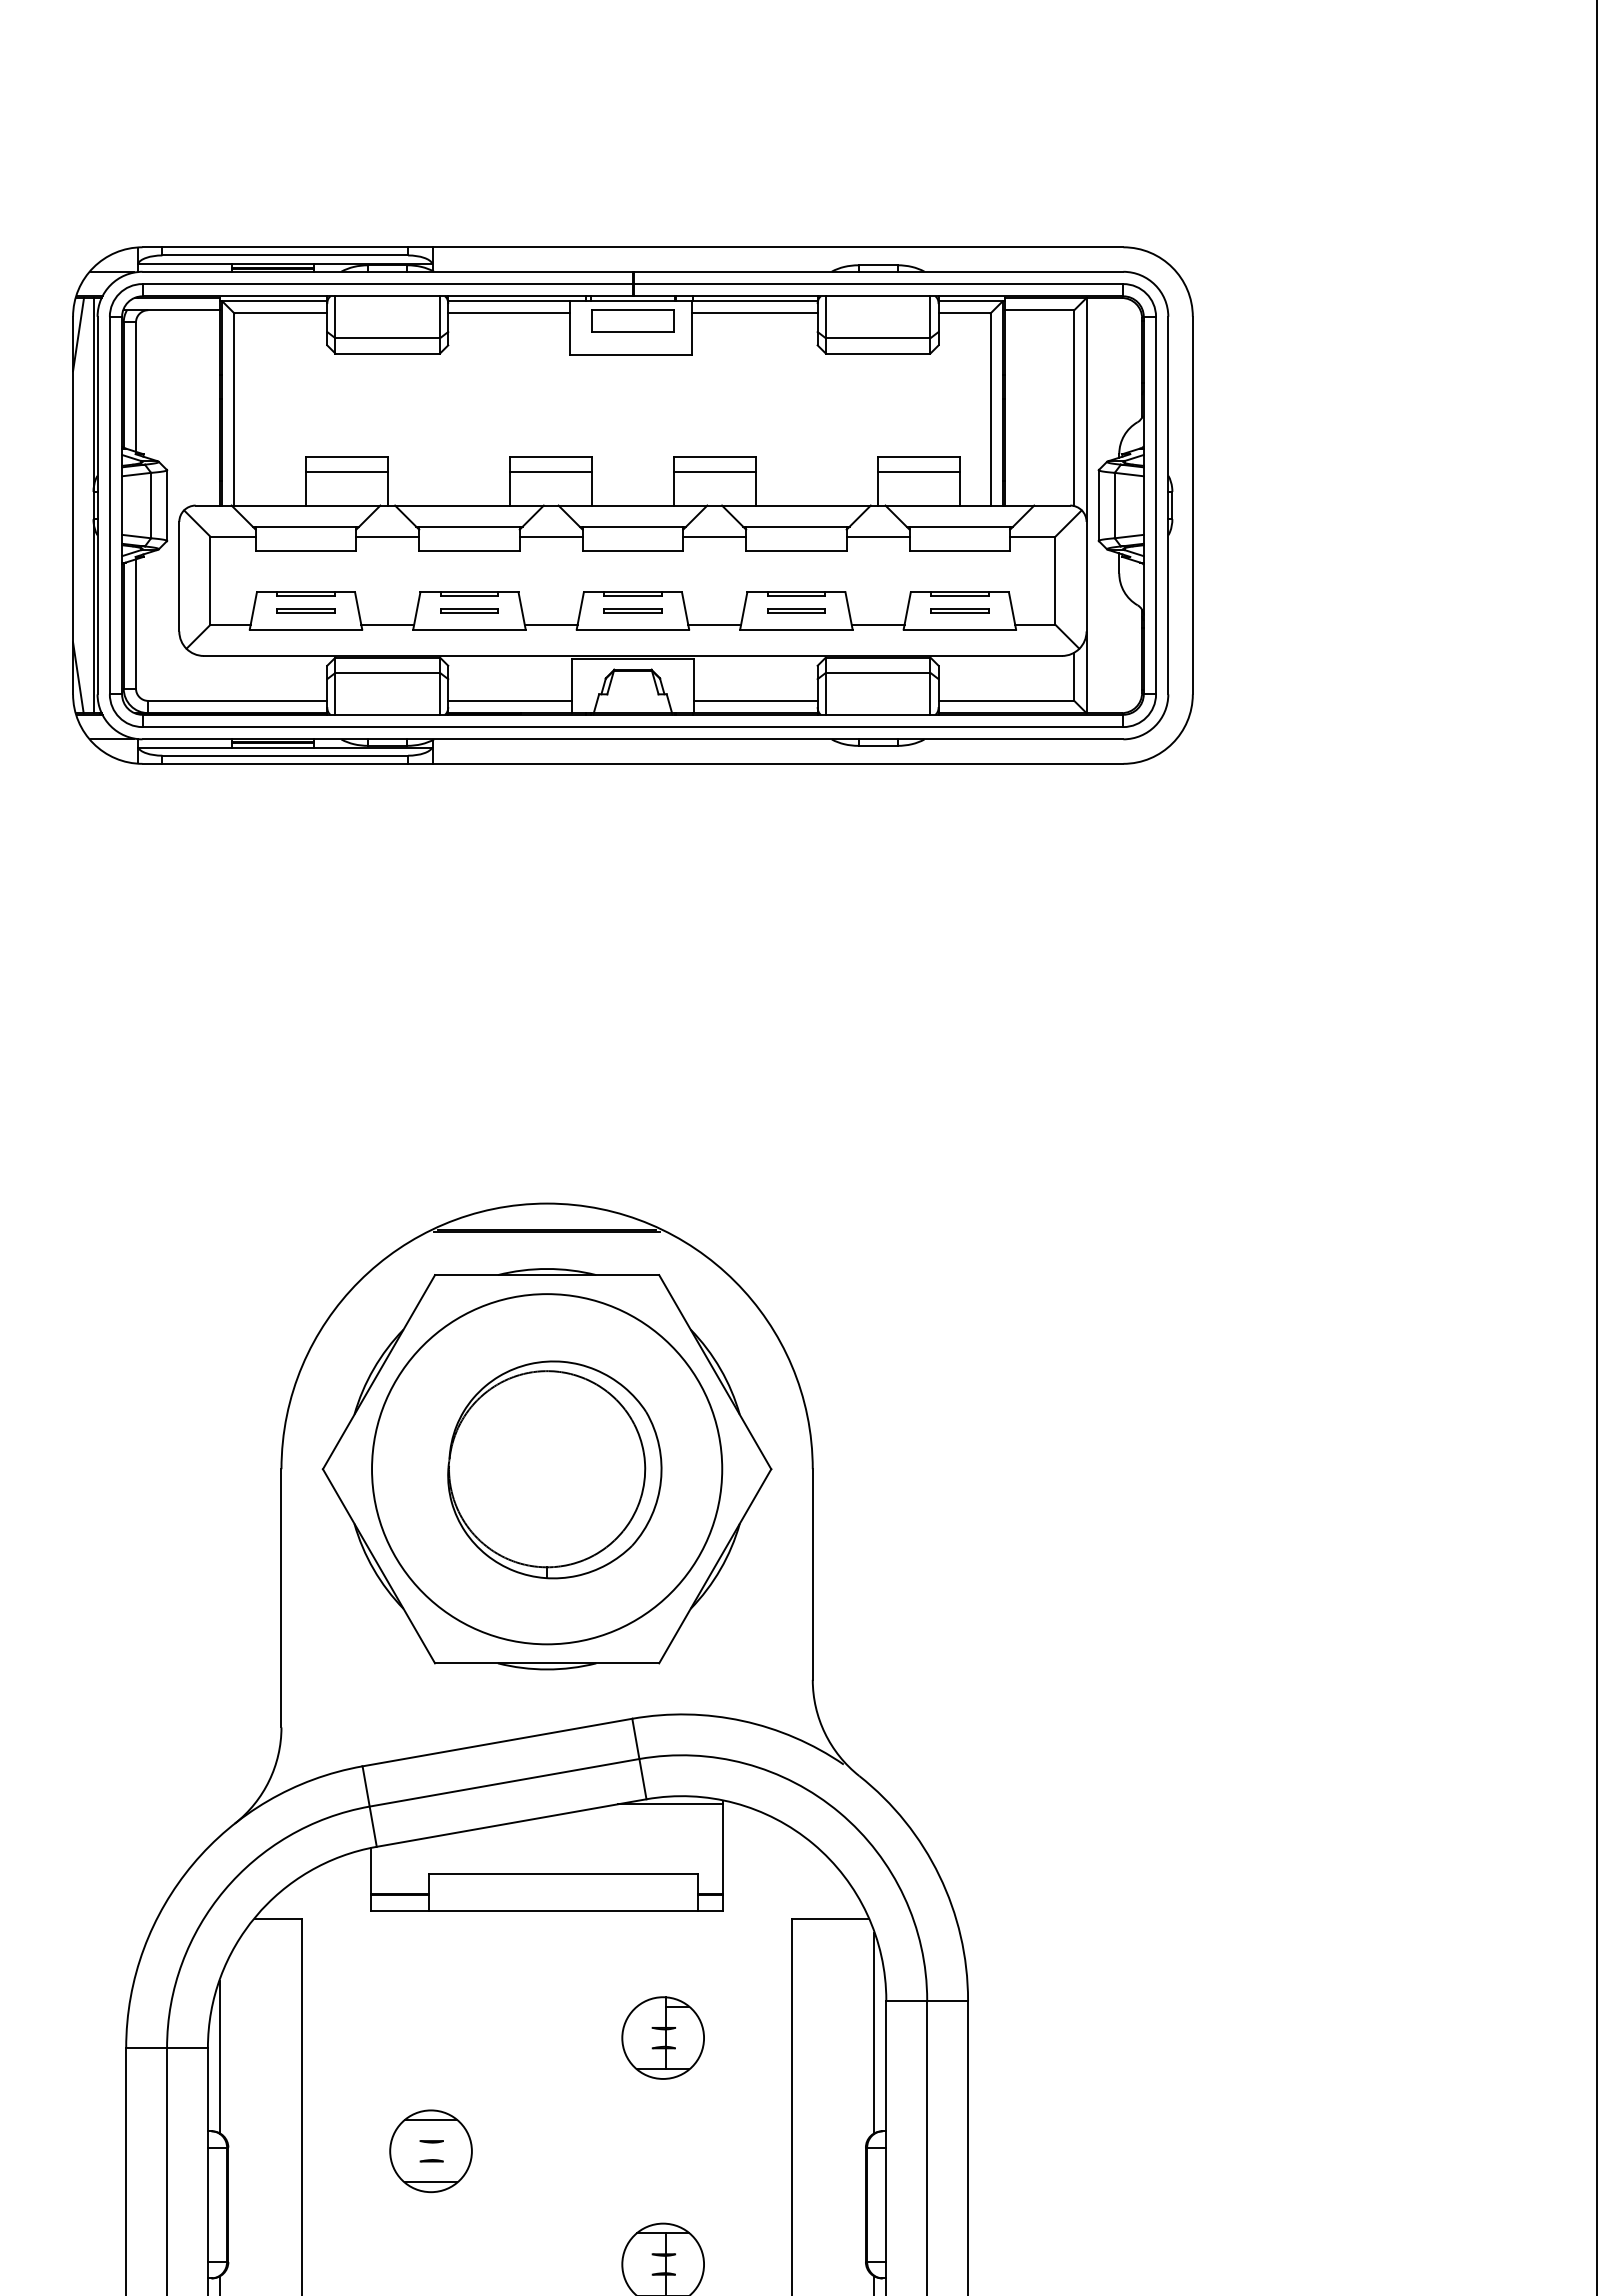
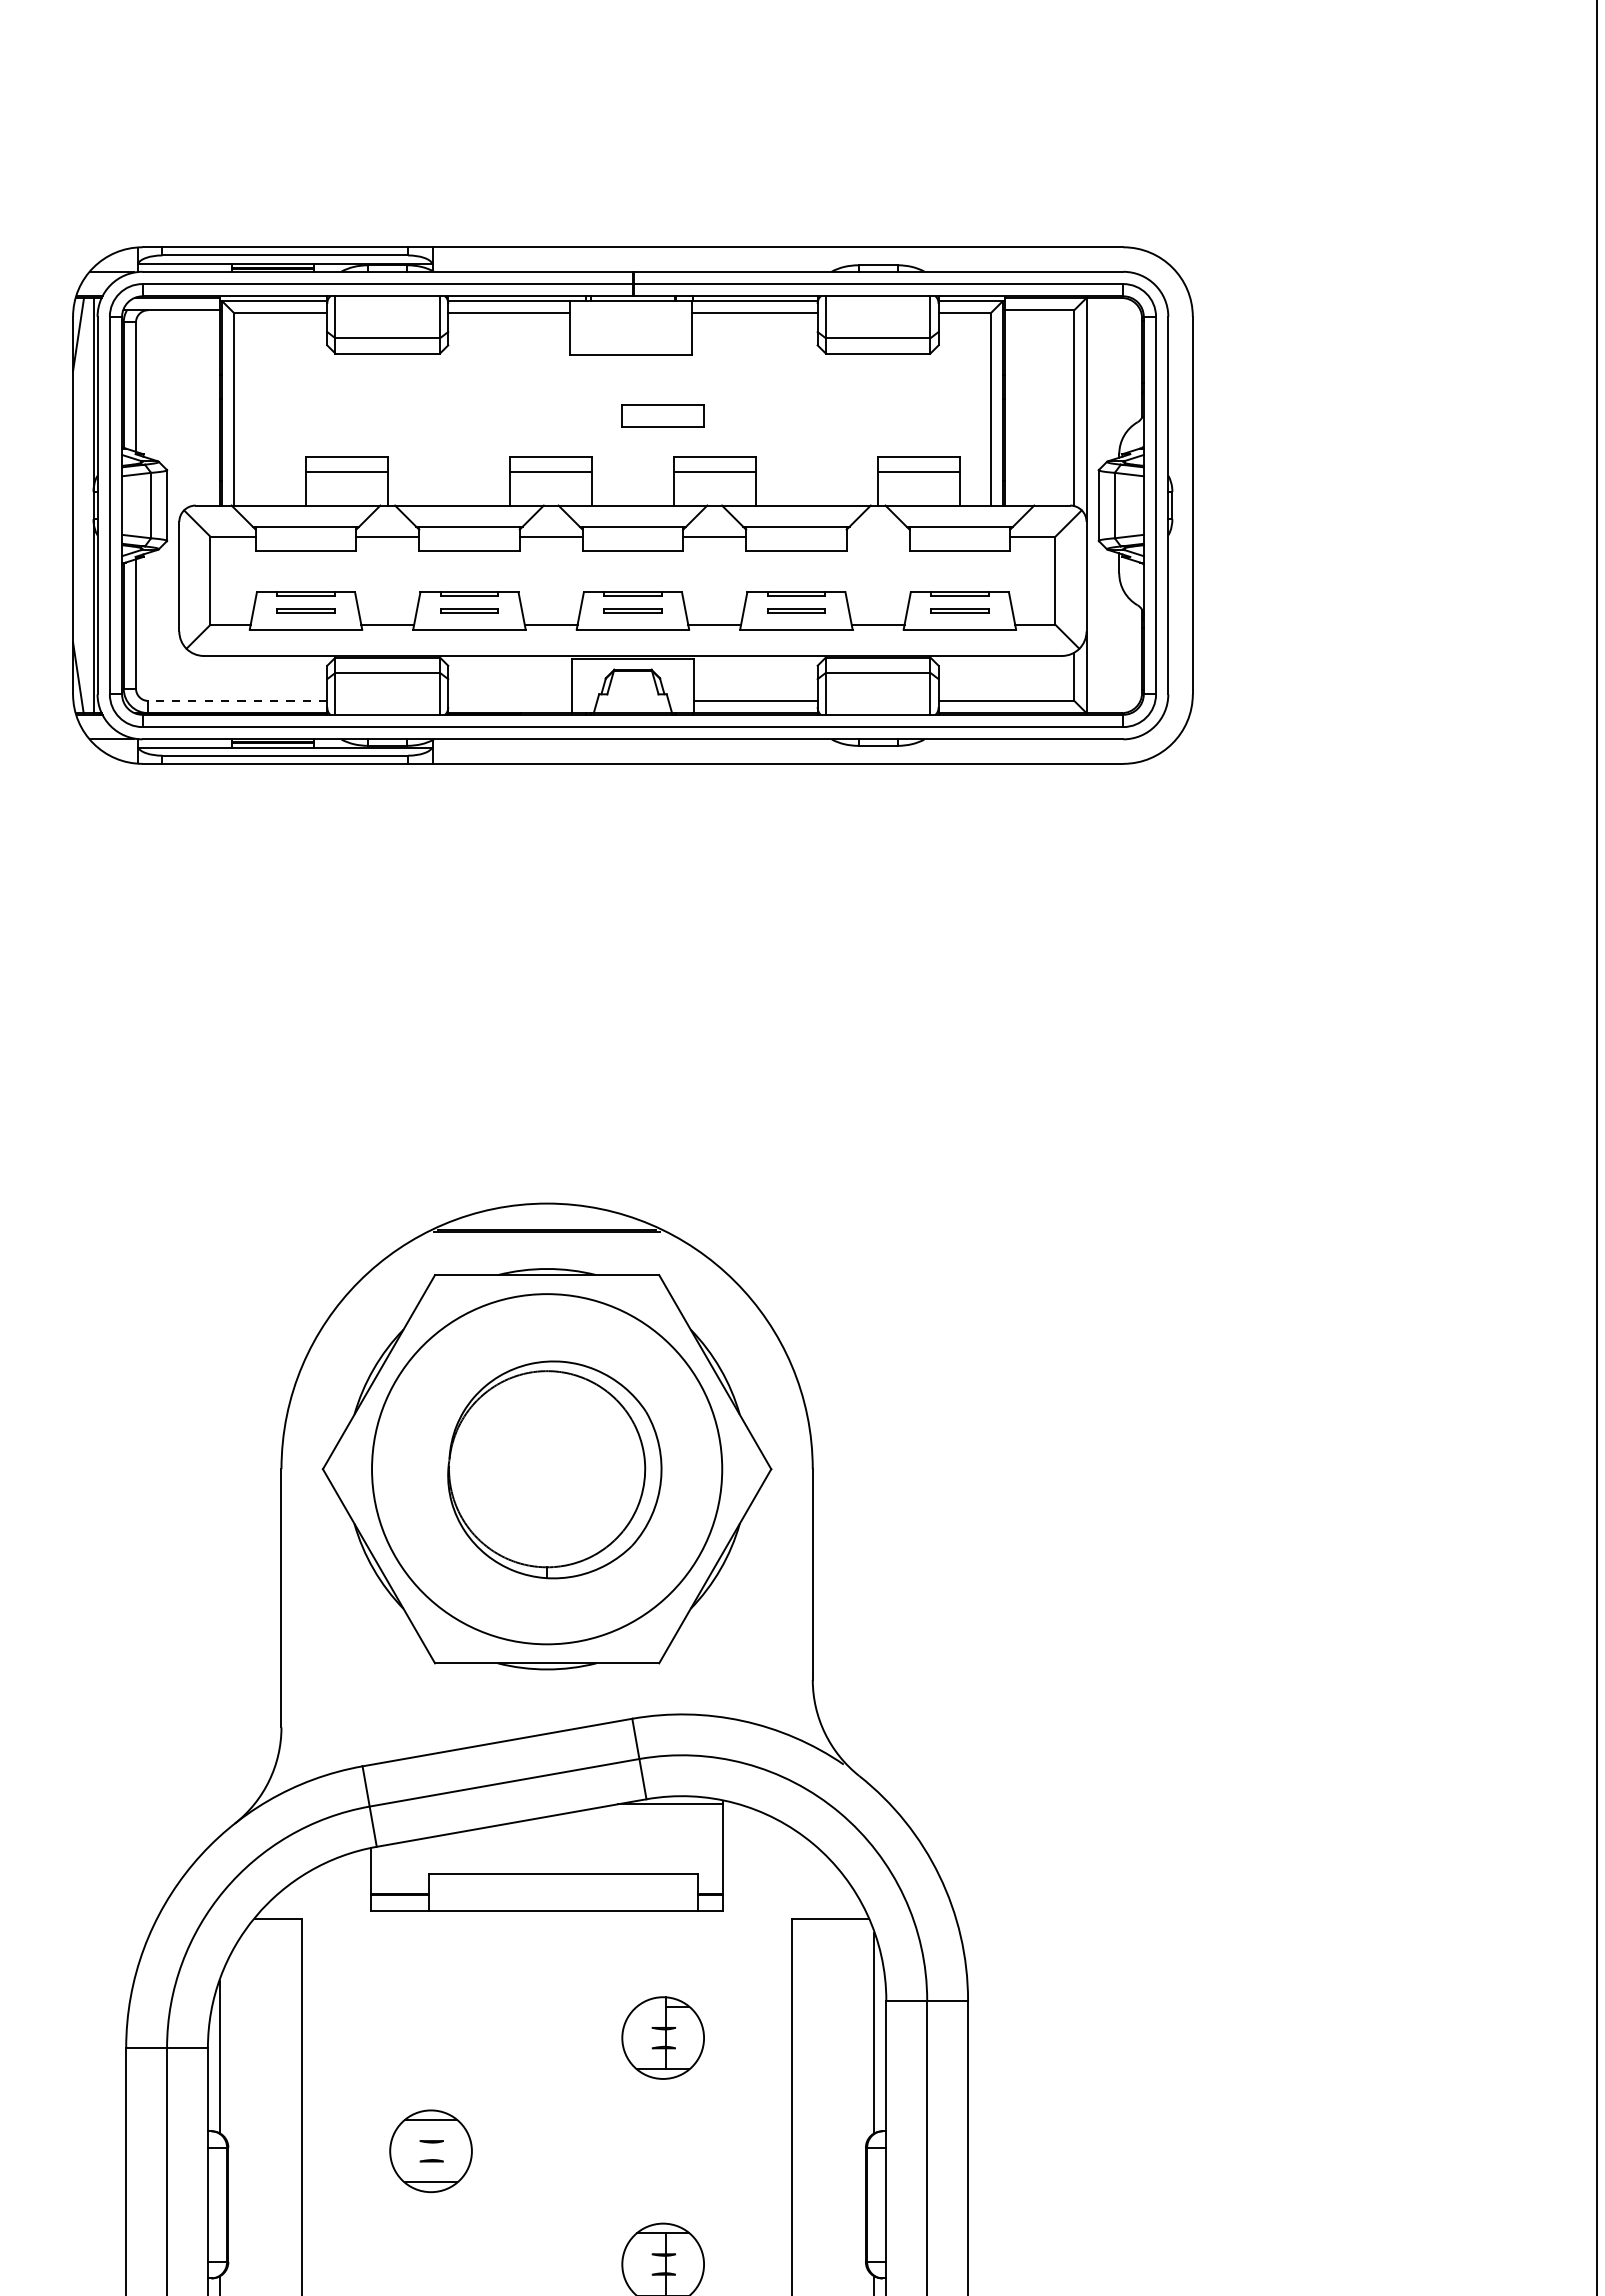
part position: (632, 320) -> (662, 415) (662, 415)
line: present -> none (877, 536)
line: solid -> dashed (237, 700)
line: present -> none (509, 700)
